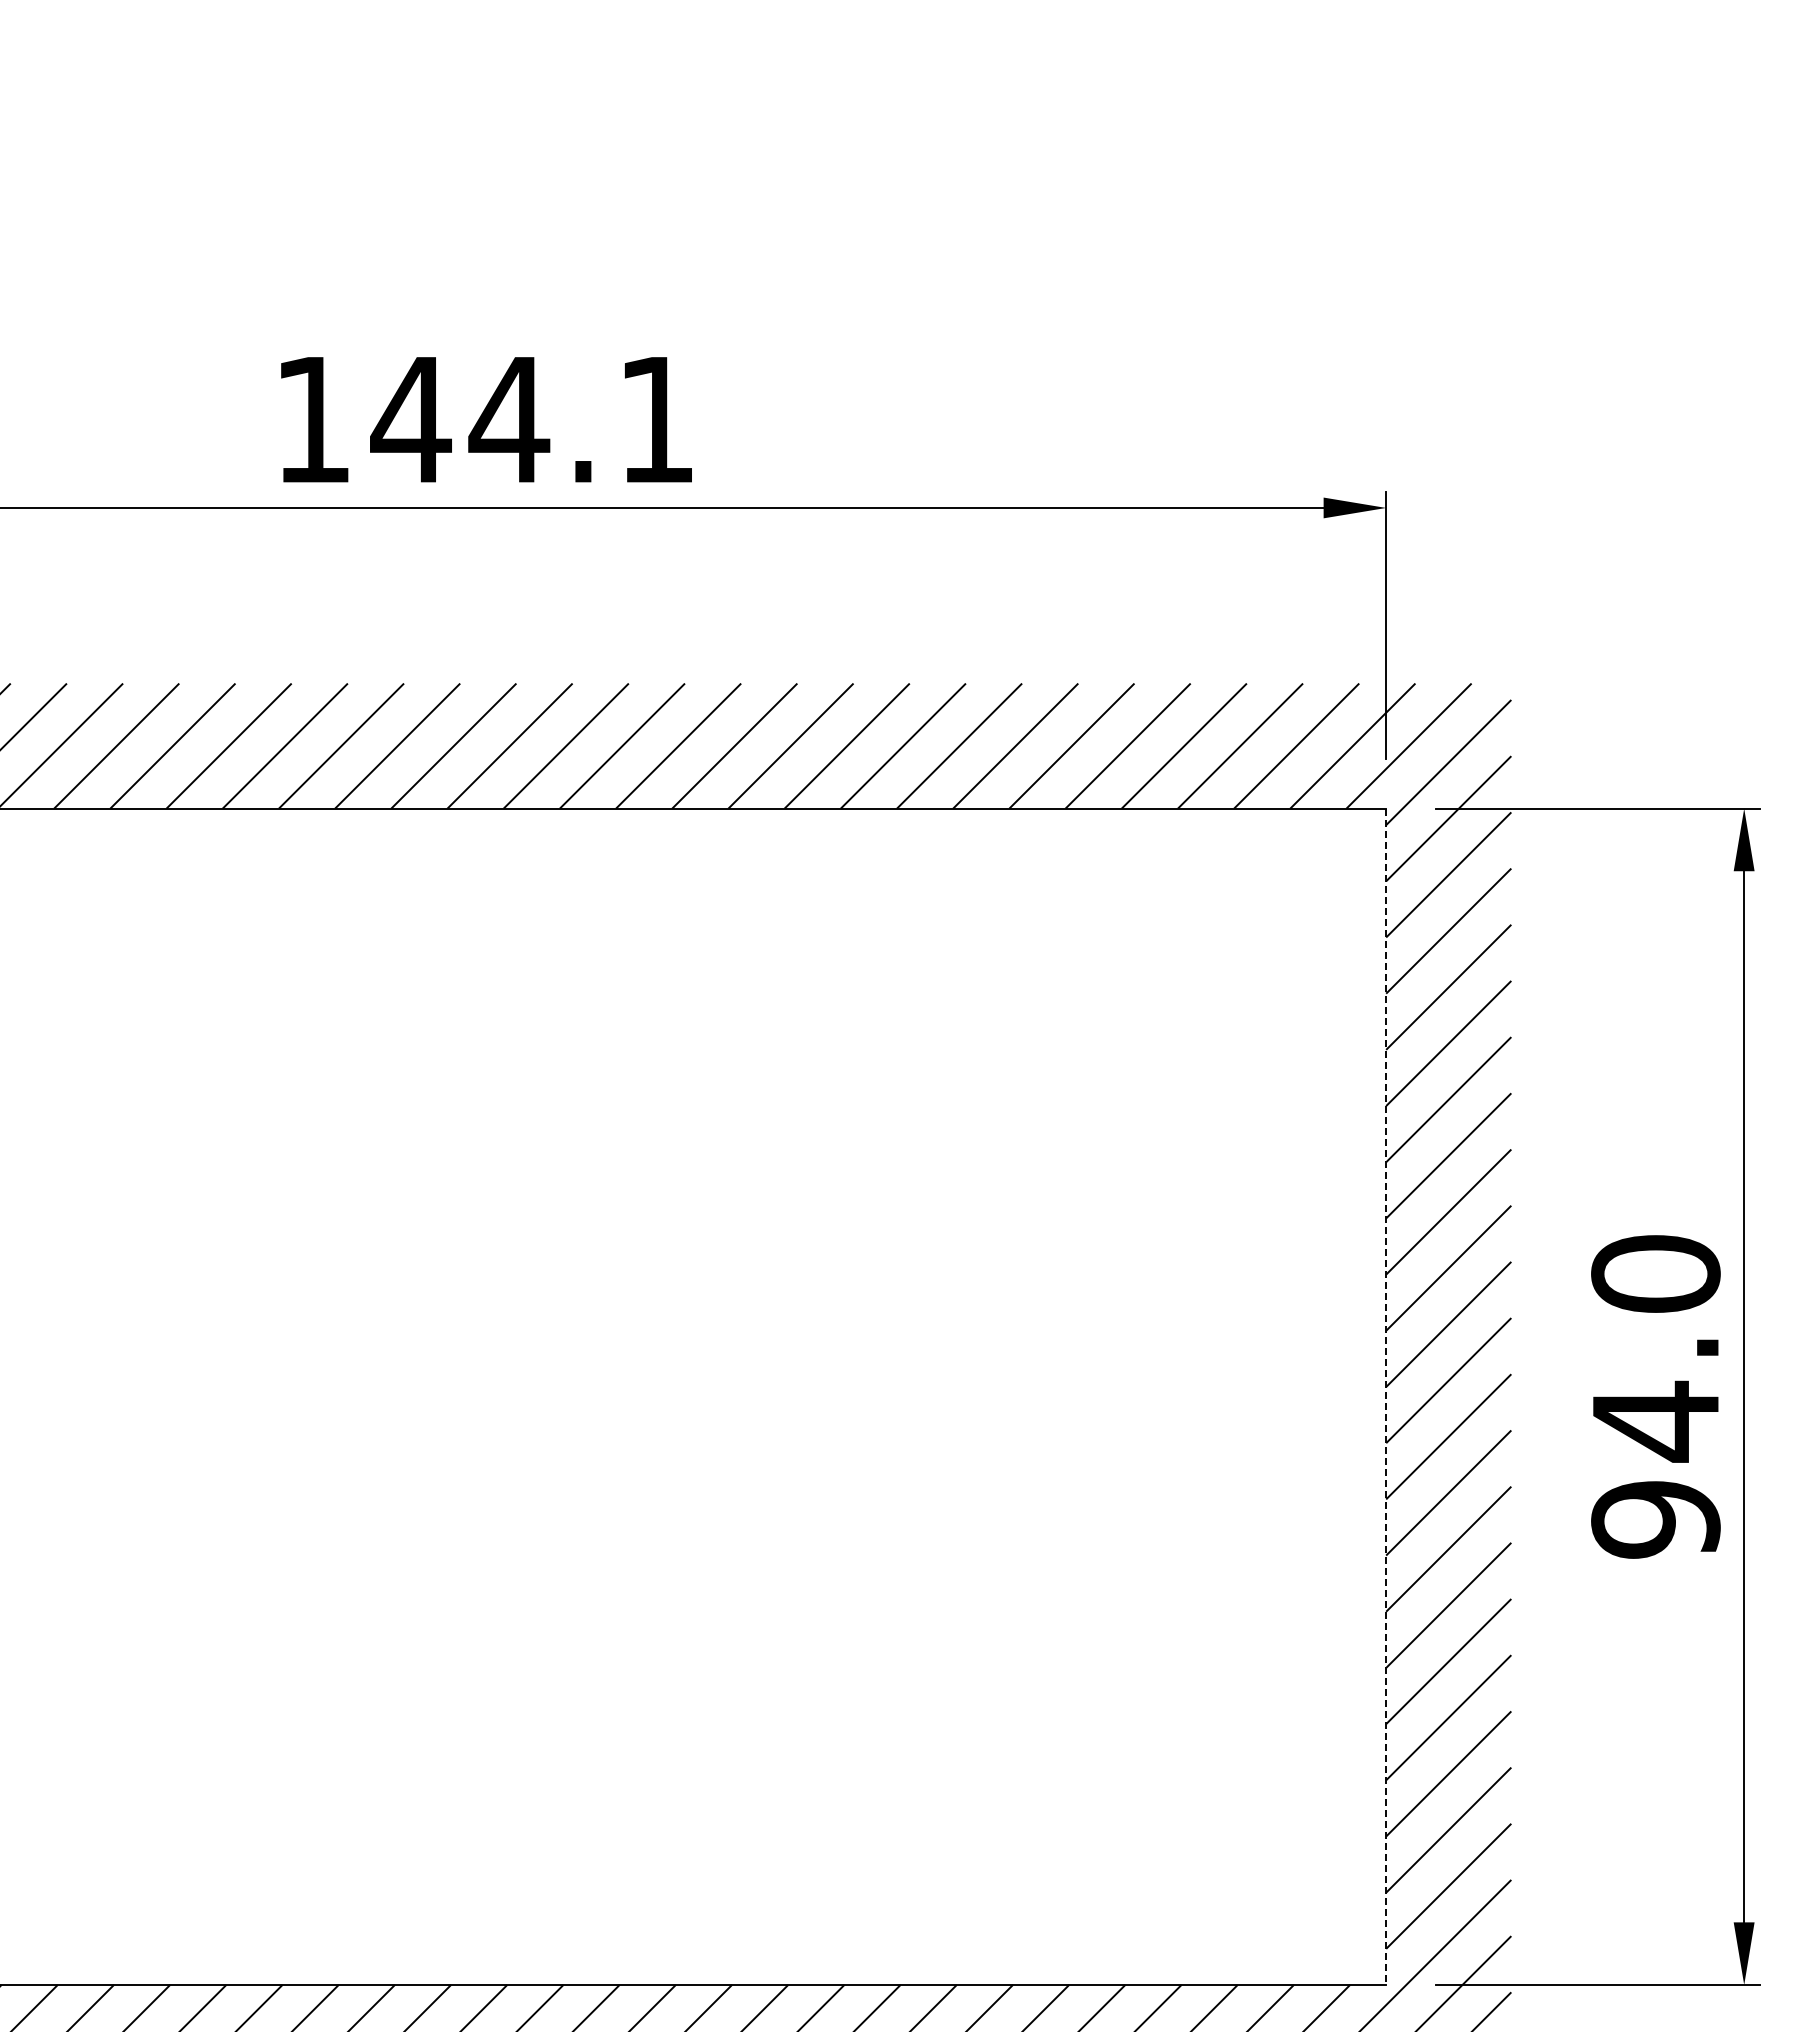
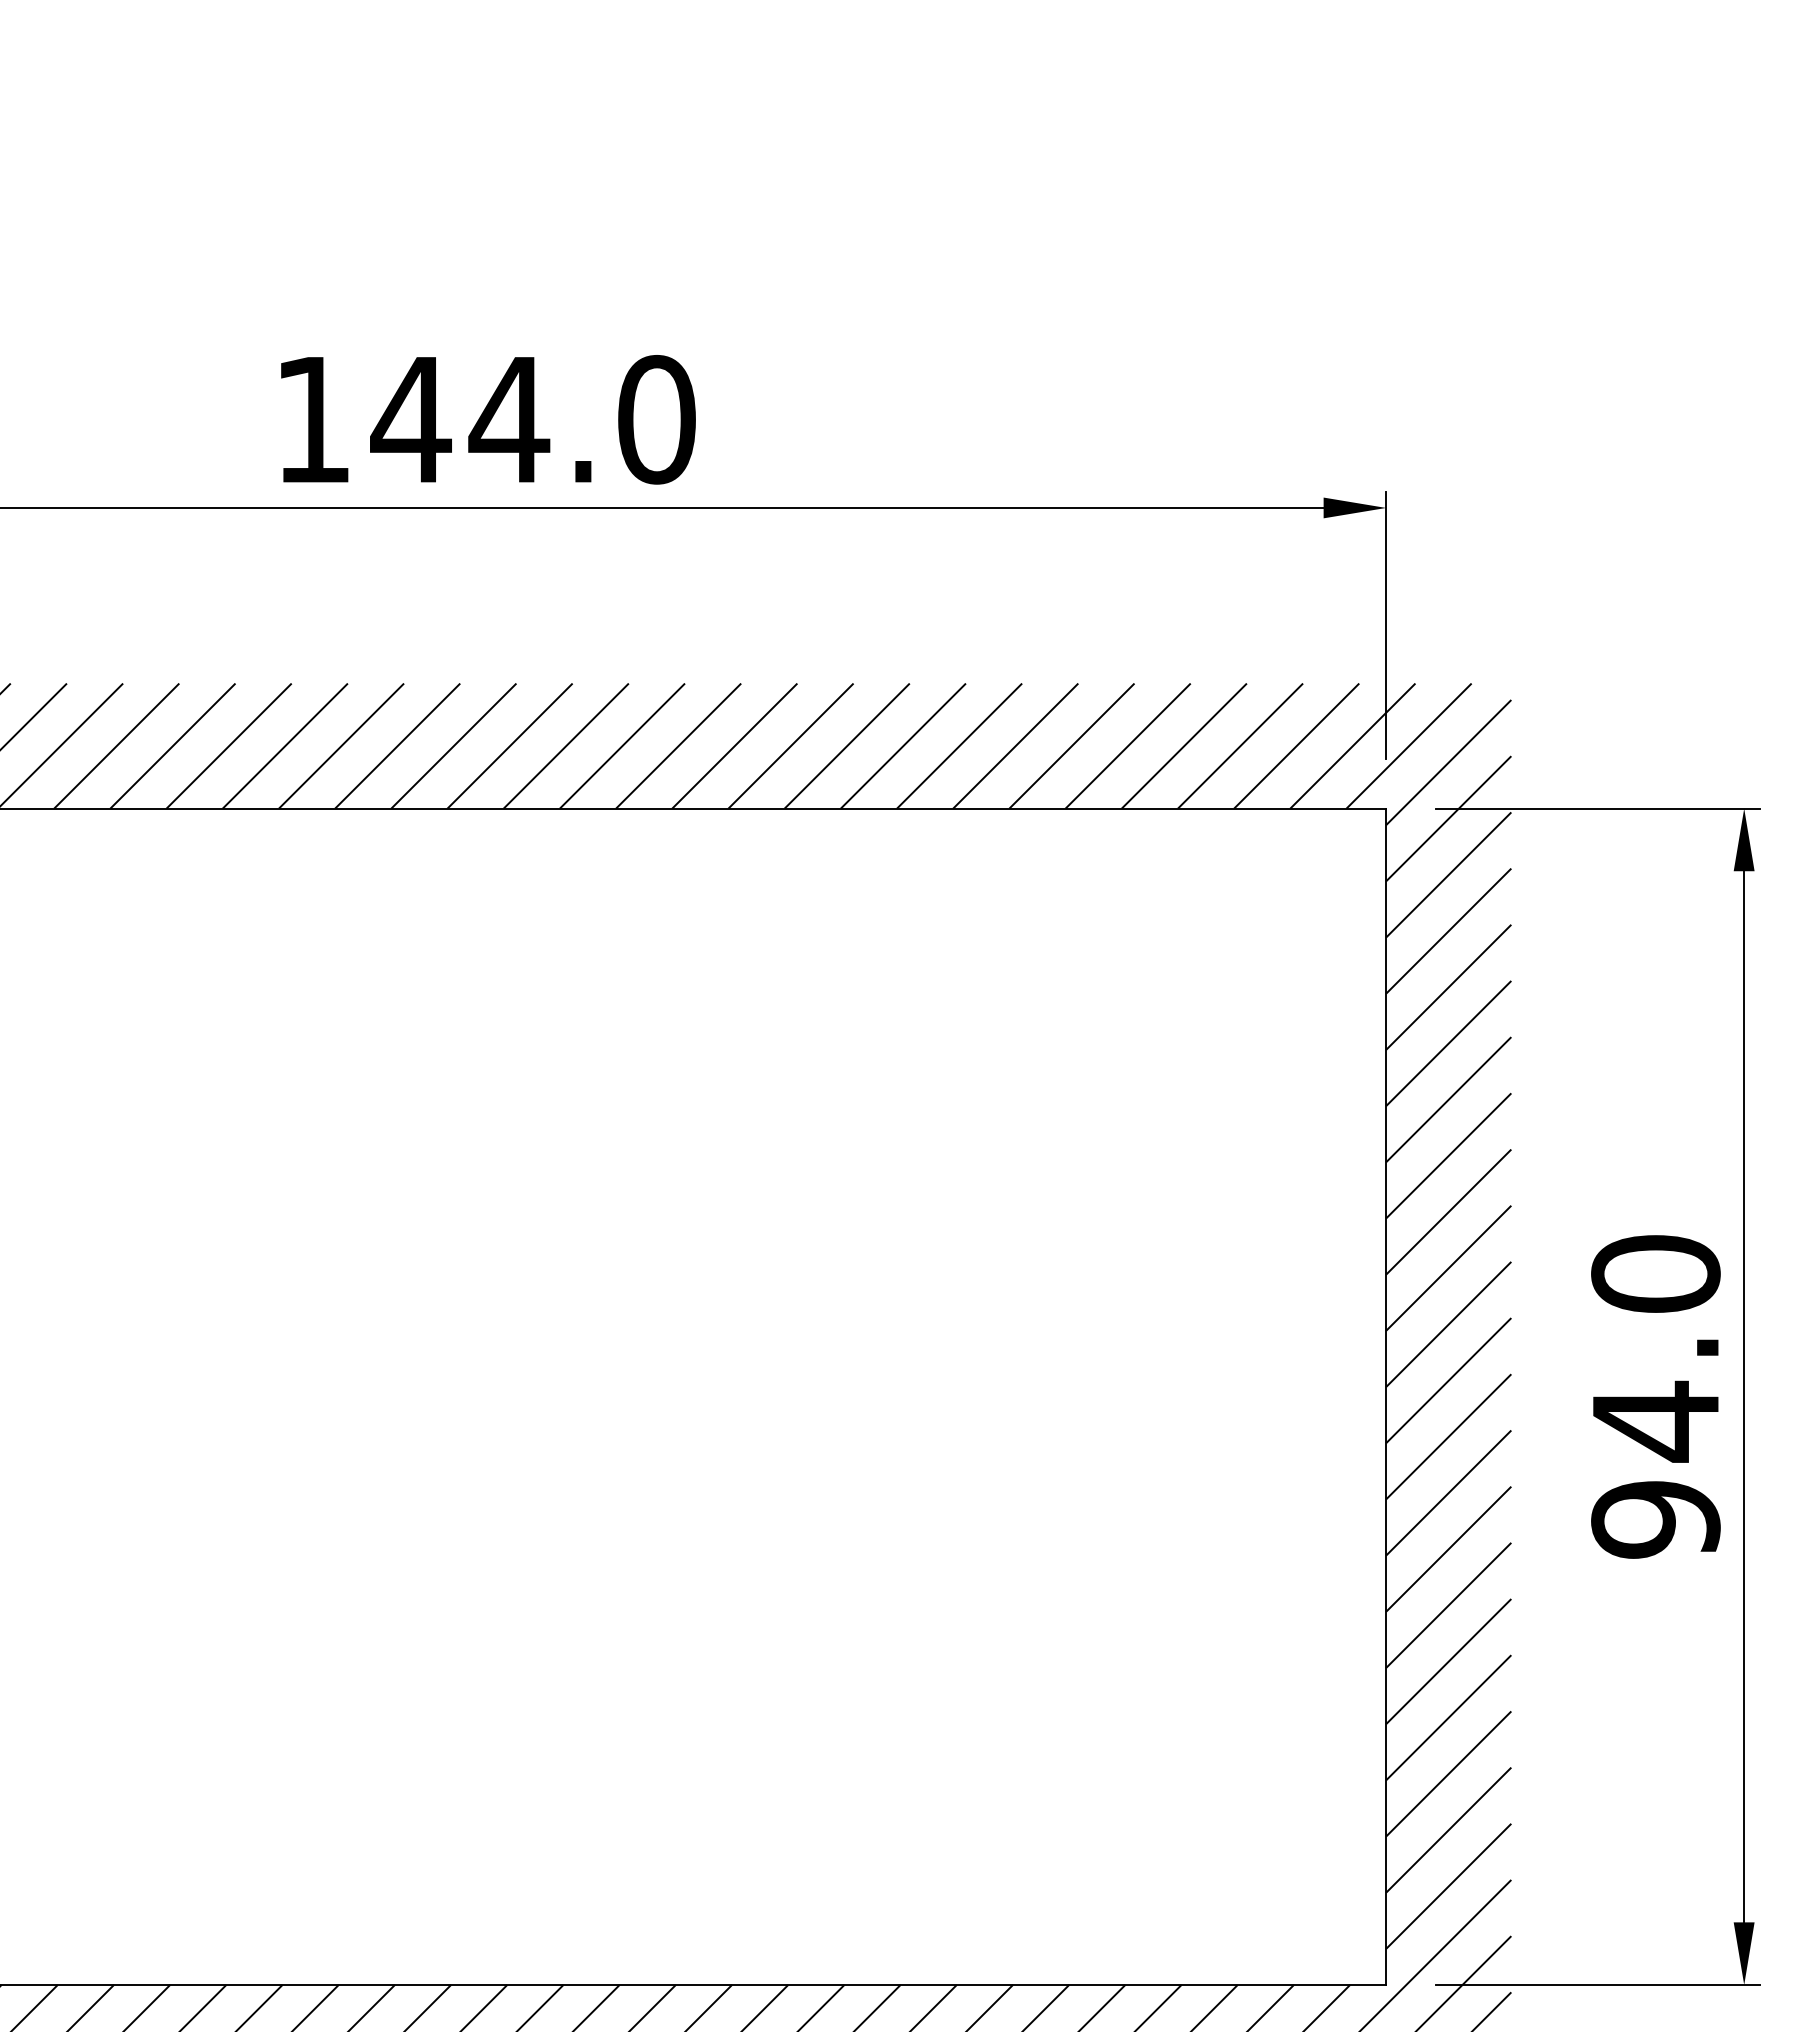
text: 144.1 -> 144.0 (656, 419)
line: dashed -> solid (1386, 1397)
